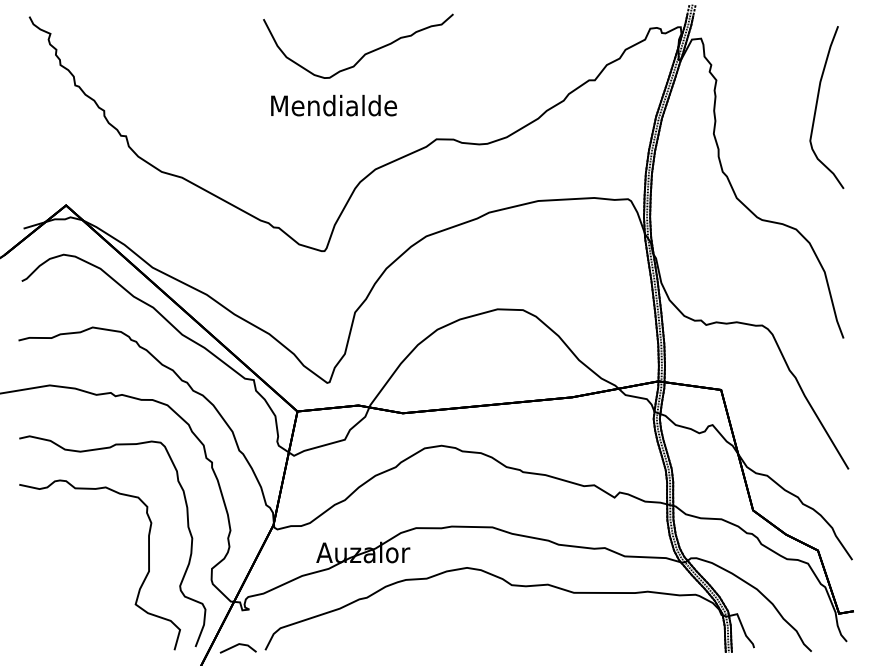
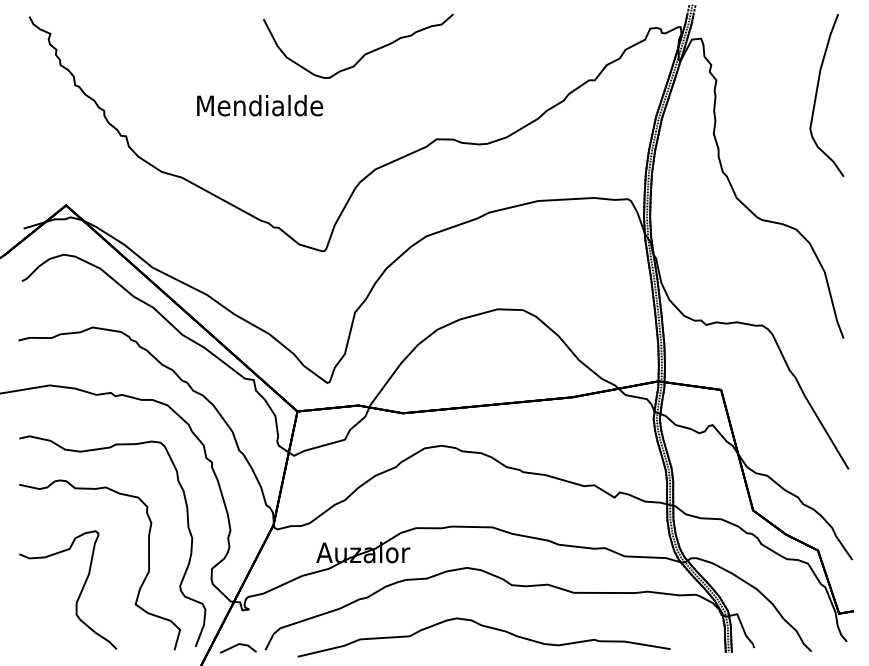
text position: (334, 105) -> (260, 105) (260, 105)
curve position: (817, 106) -> (817, 94) (817, 94)
curve: none -> present (78, 595)
curve: none -> present (485, 627)
